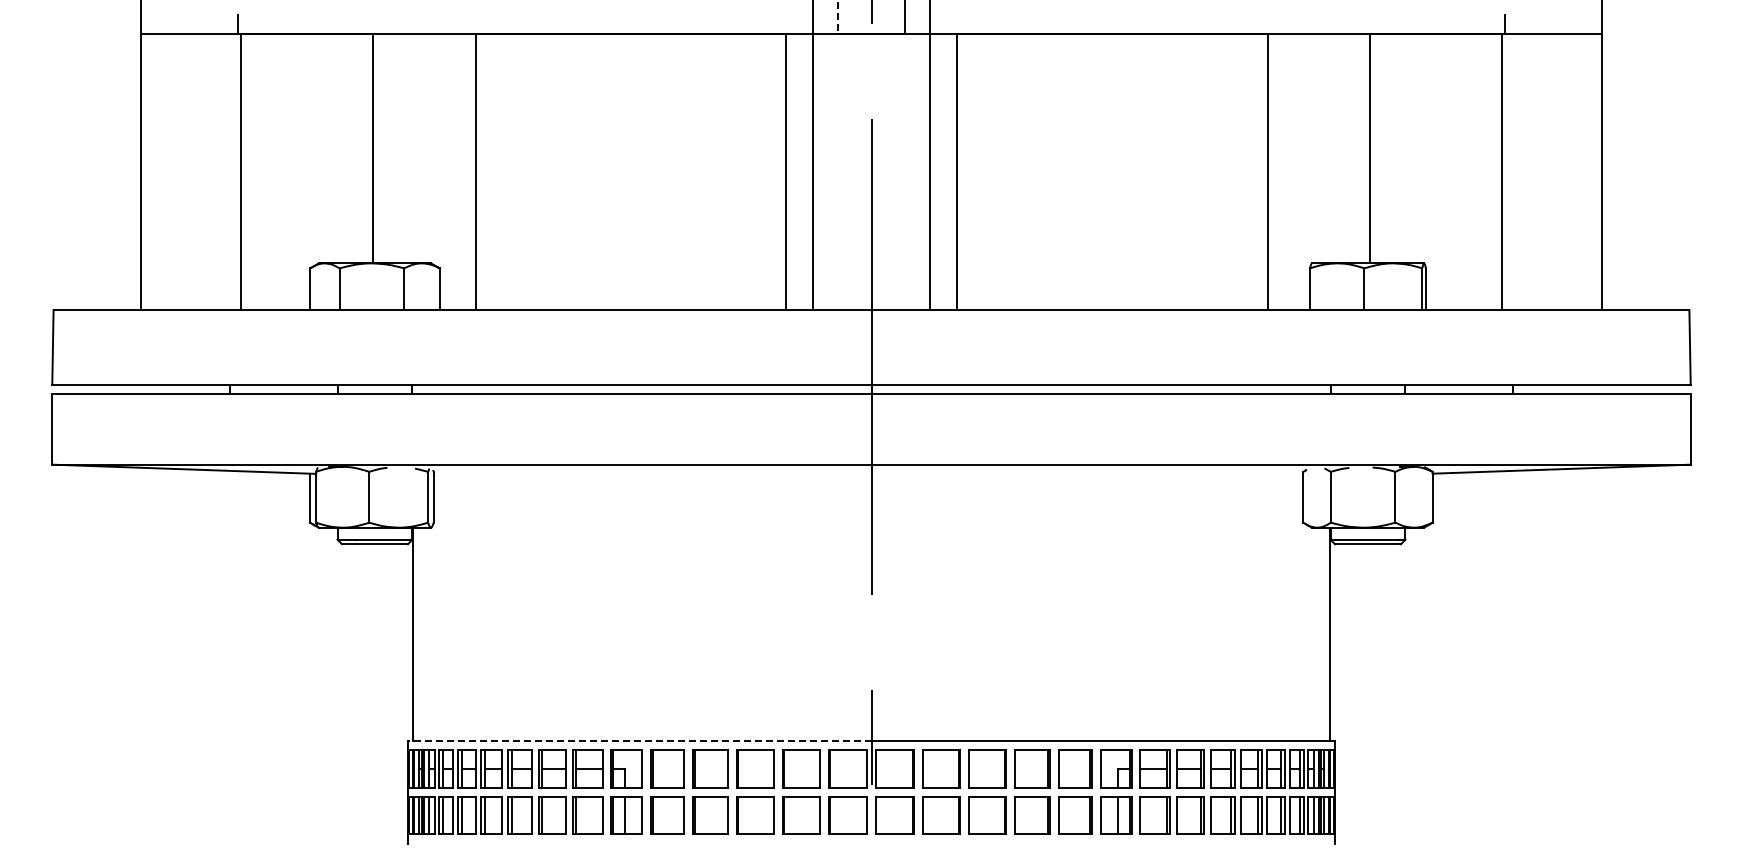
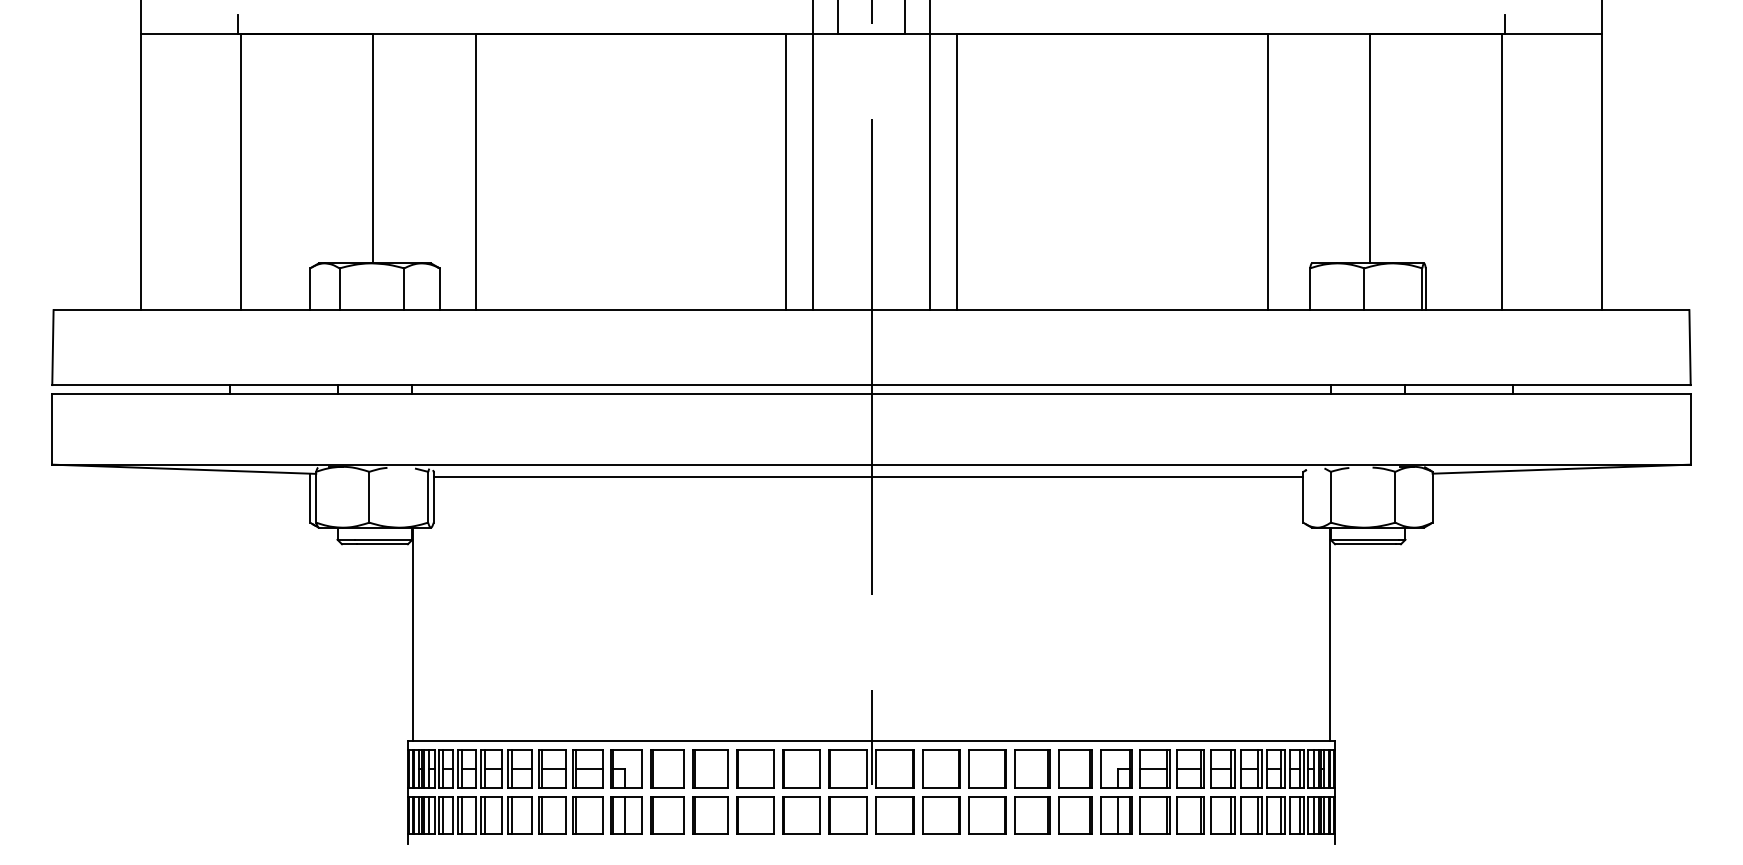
line: dashed -> solid (838, 17)
line: none -> present (868, 477)
line: dashed -> solid (639, 740)
